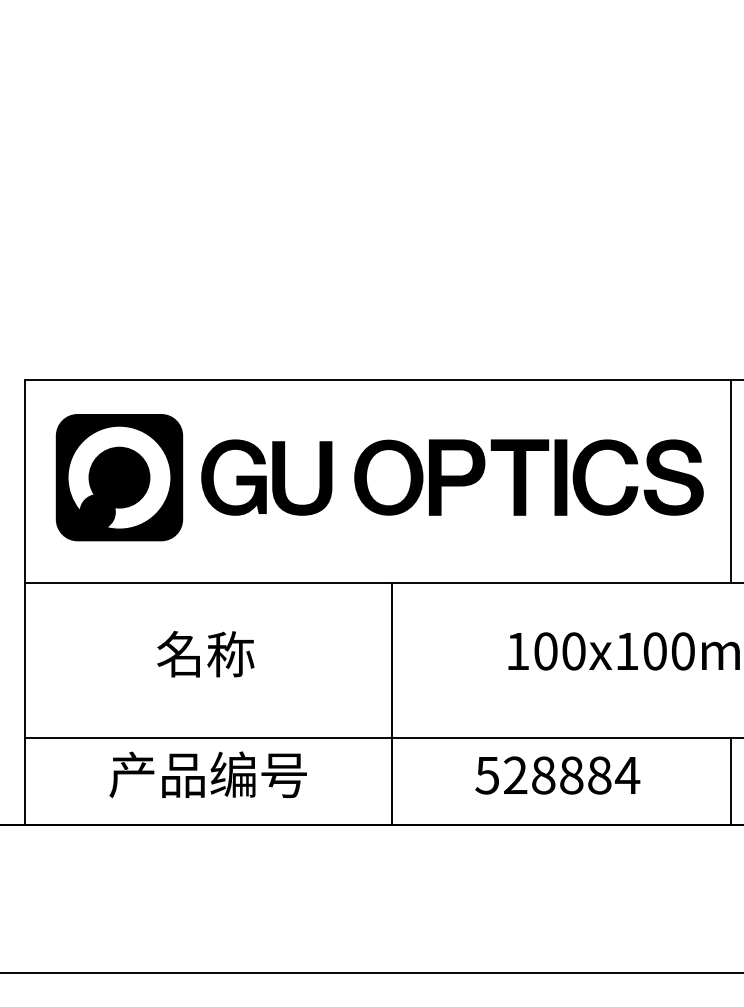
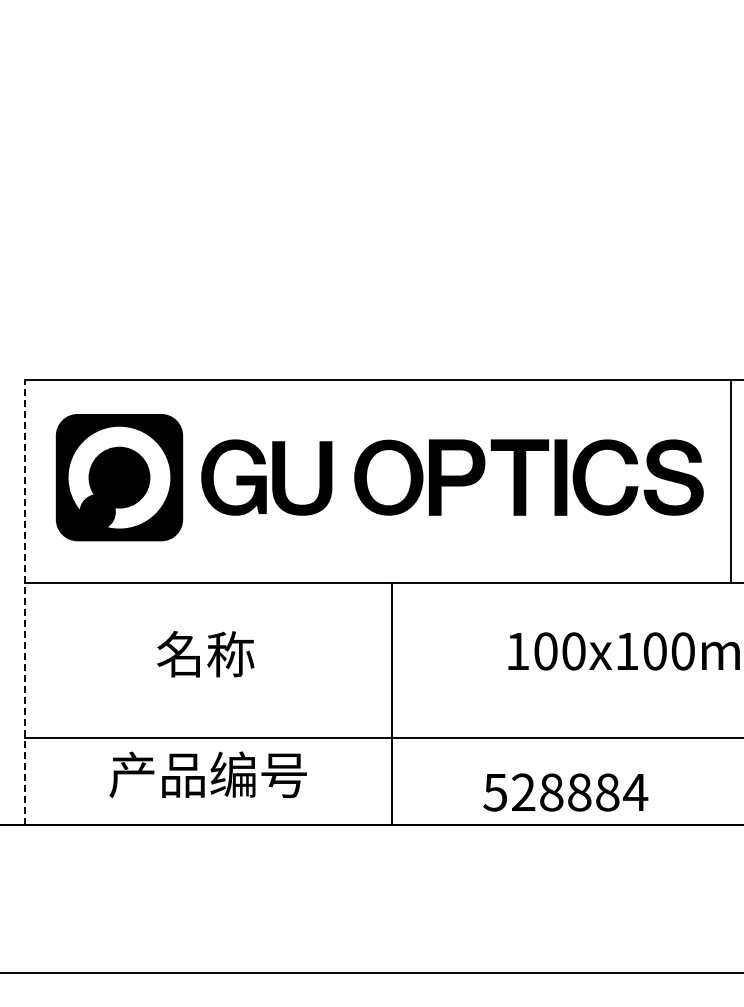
line: solid -> dashed (25, 602)
text position: (557, 775) -> (565, 792) (565, 792)
line: present -> none (730, 781)
